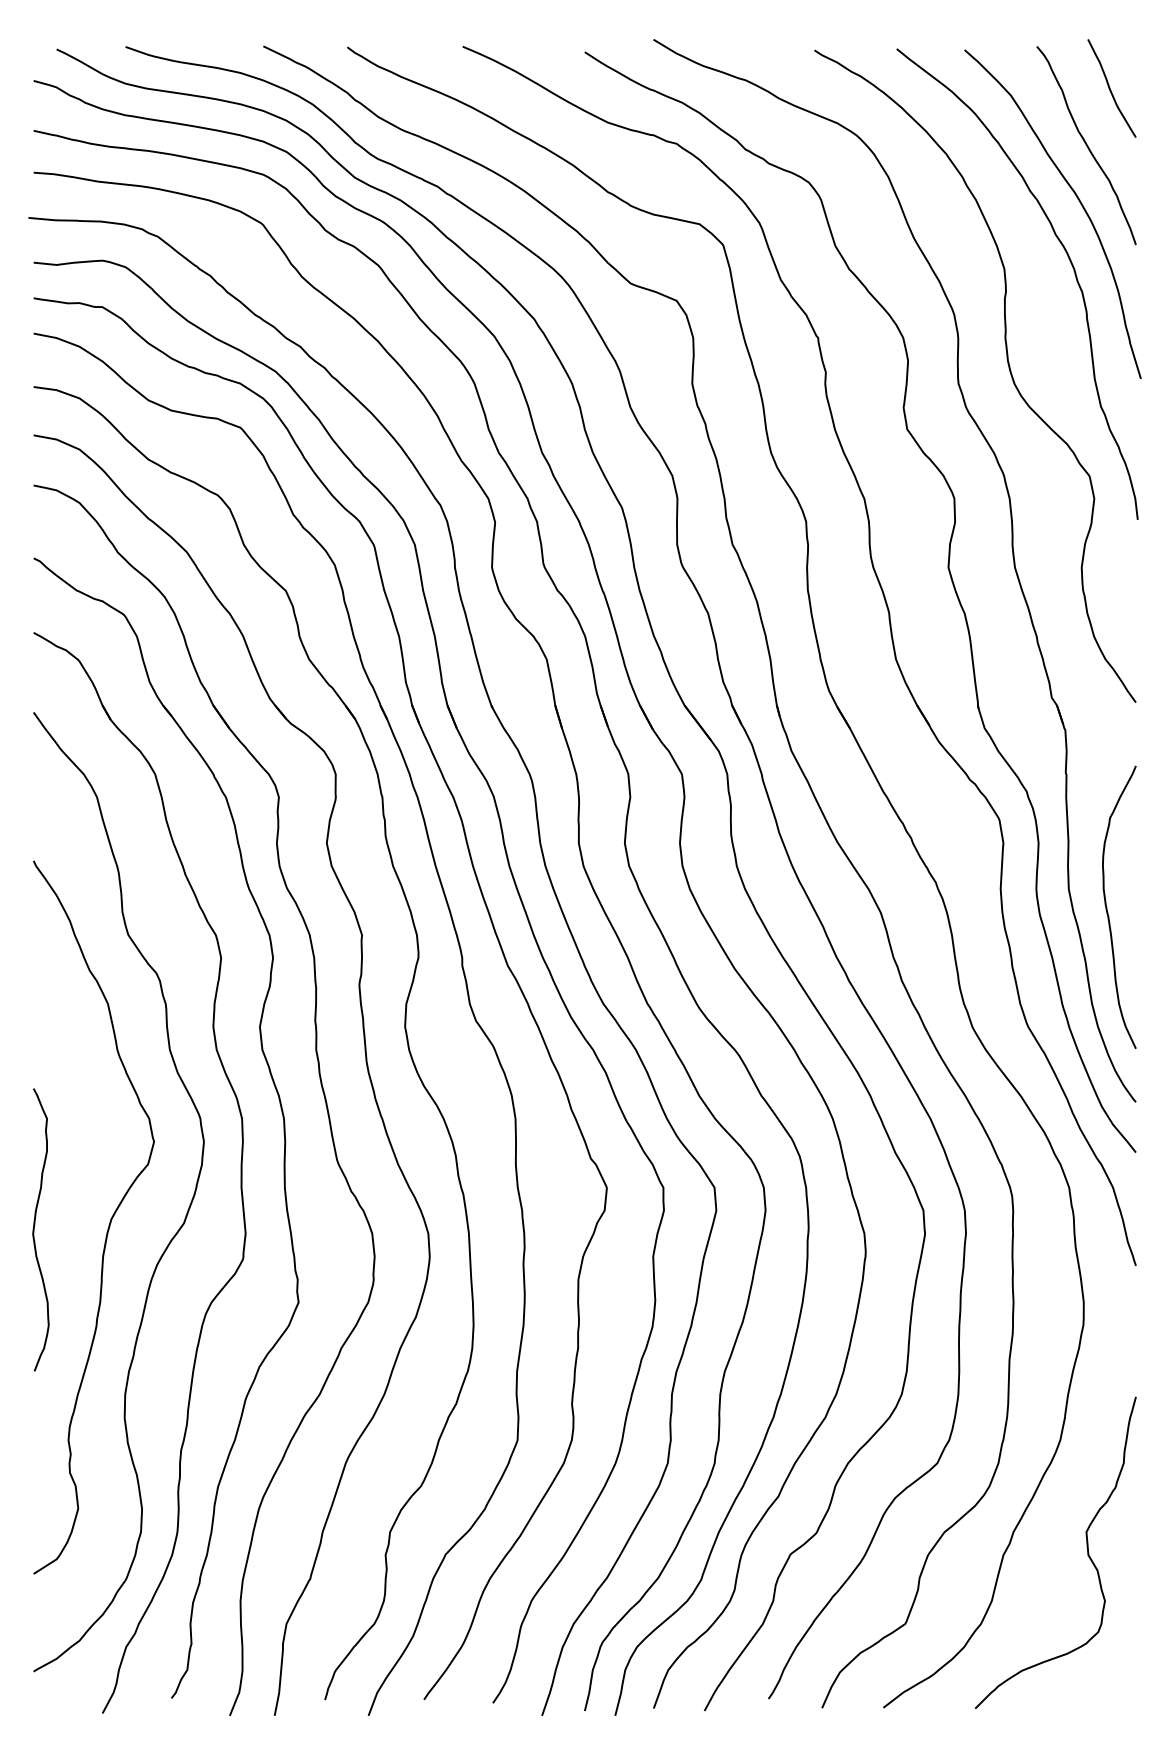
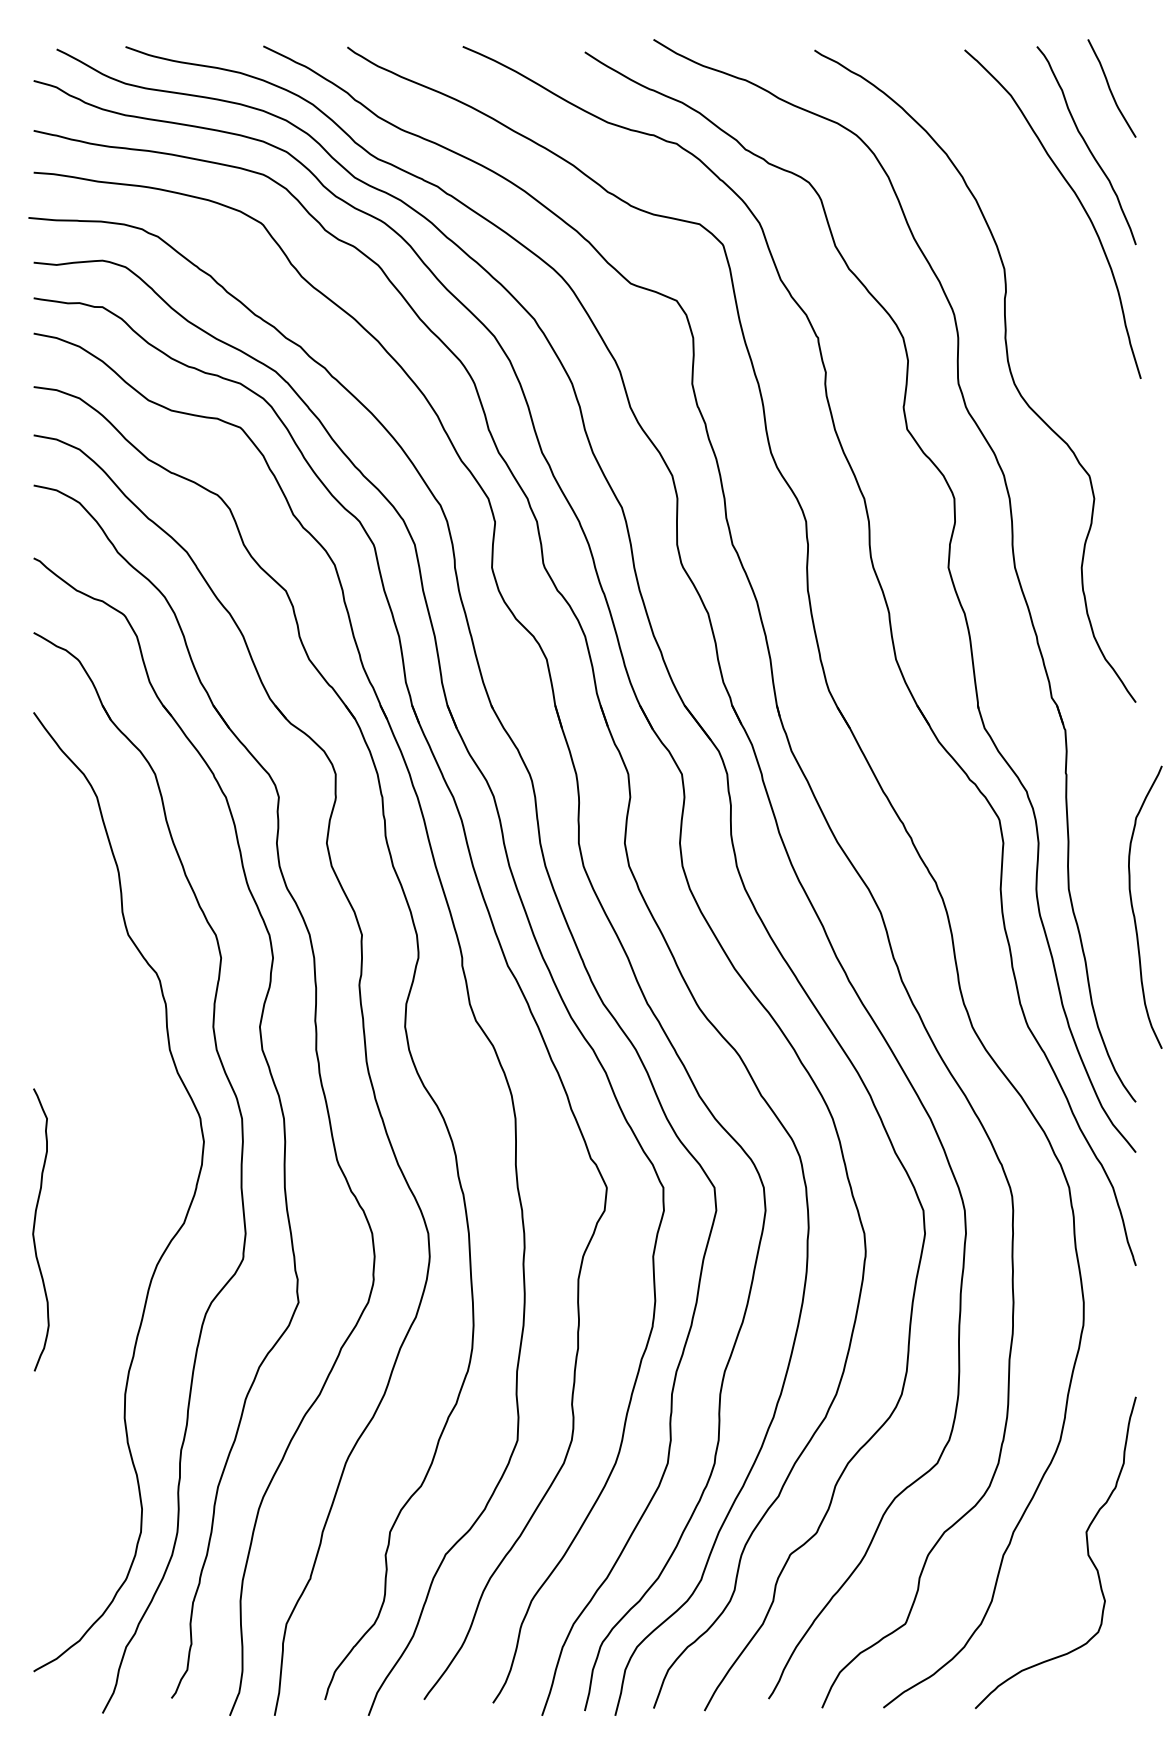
curve: present -> none (1069, 261)
curve position: (1107, 907) -> (1133, 907) (1133, 907)
curve: present -> none (109, 1221)
